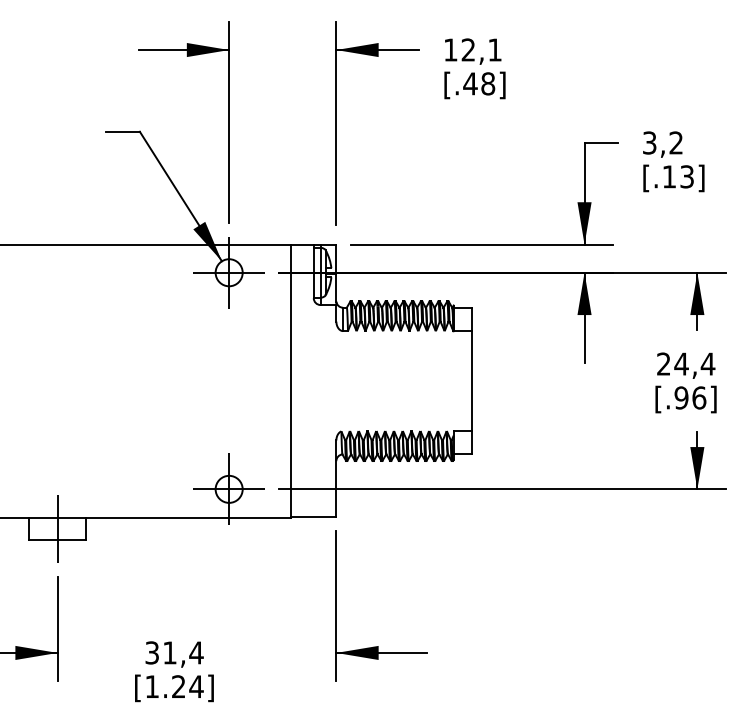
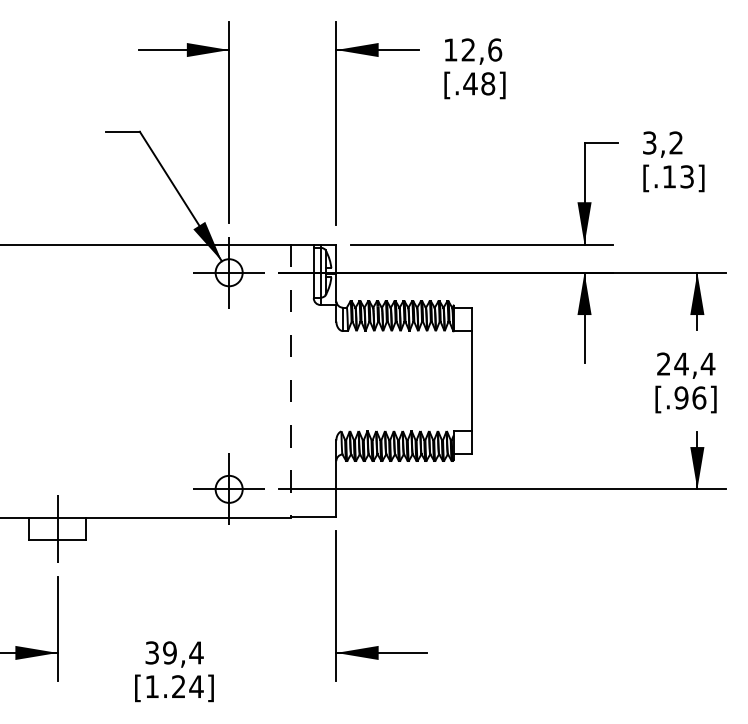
text: 12,1 -> 12,6 (495, 49)
line: solid -> dashed (291, 381)
text: 31,4 -> 39,4 (169, 652)
